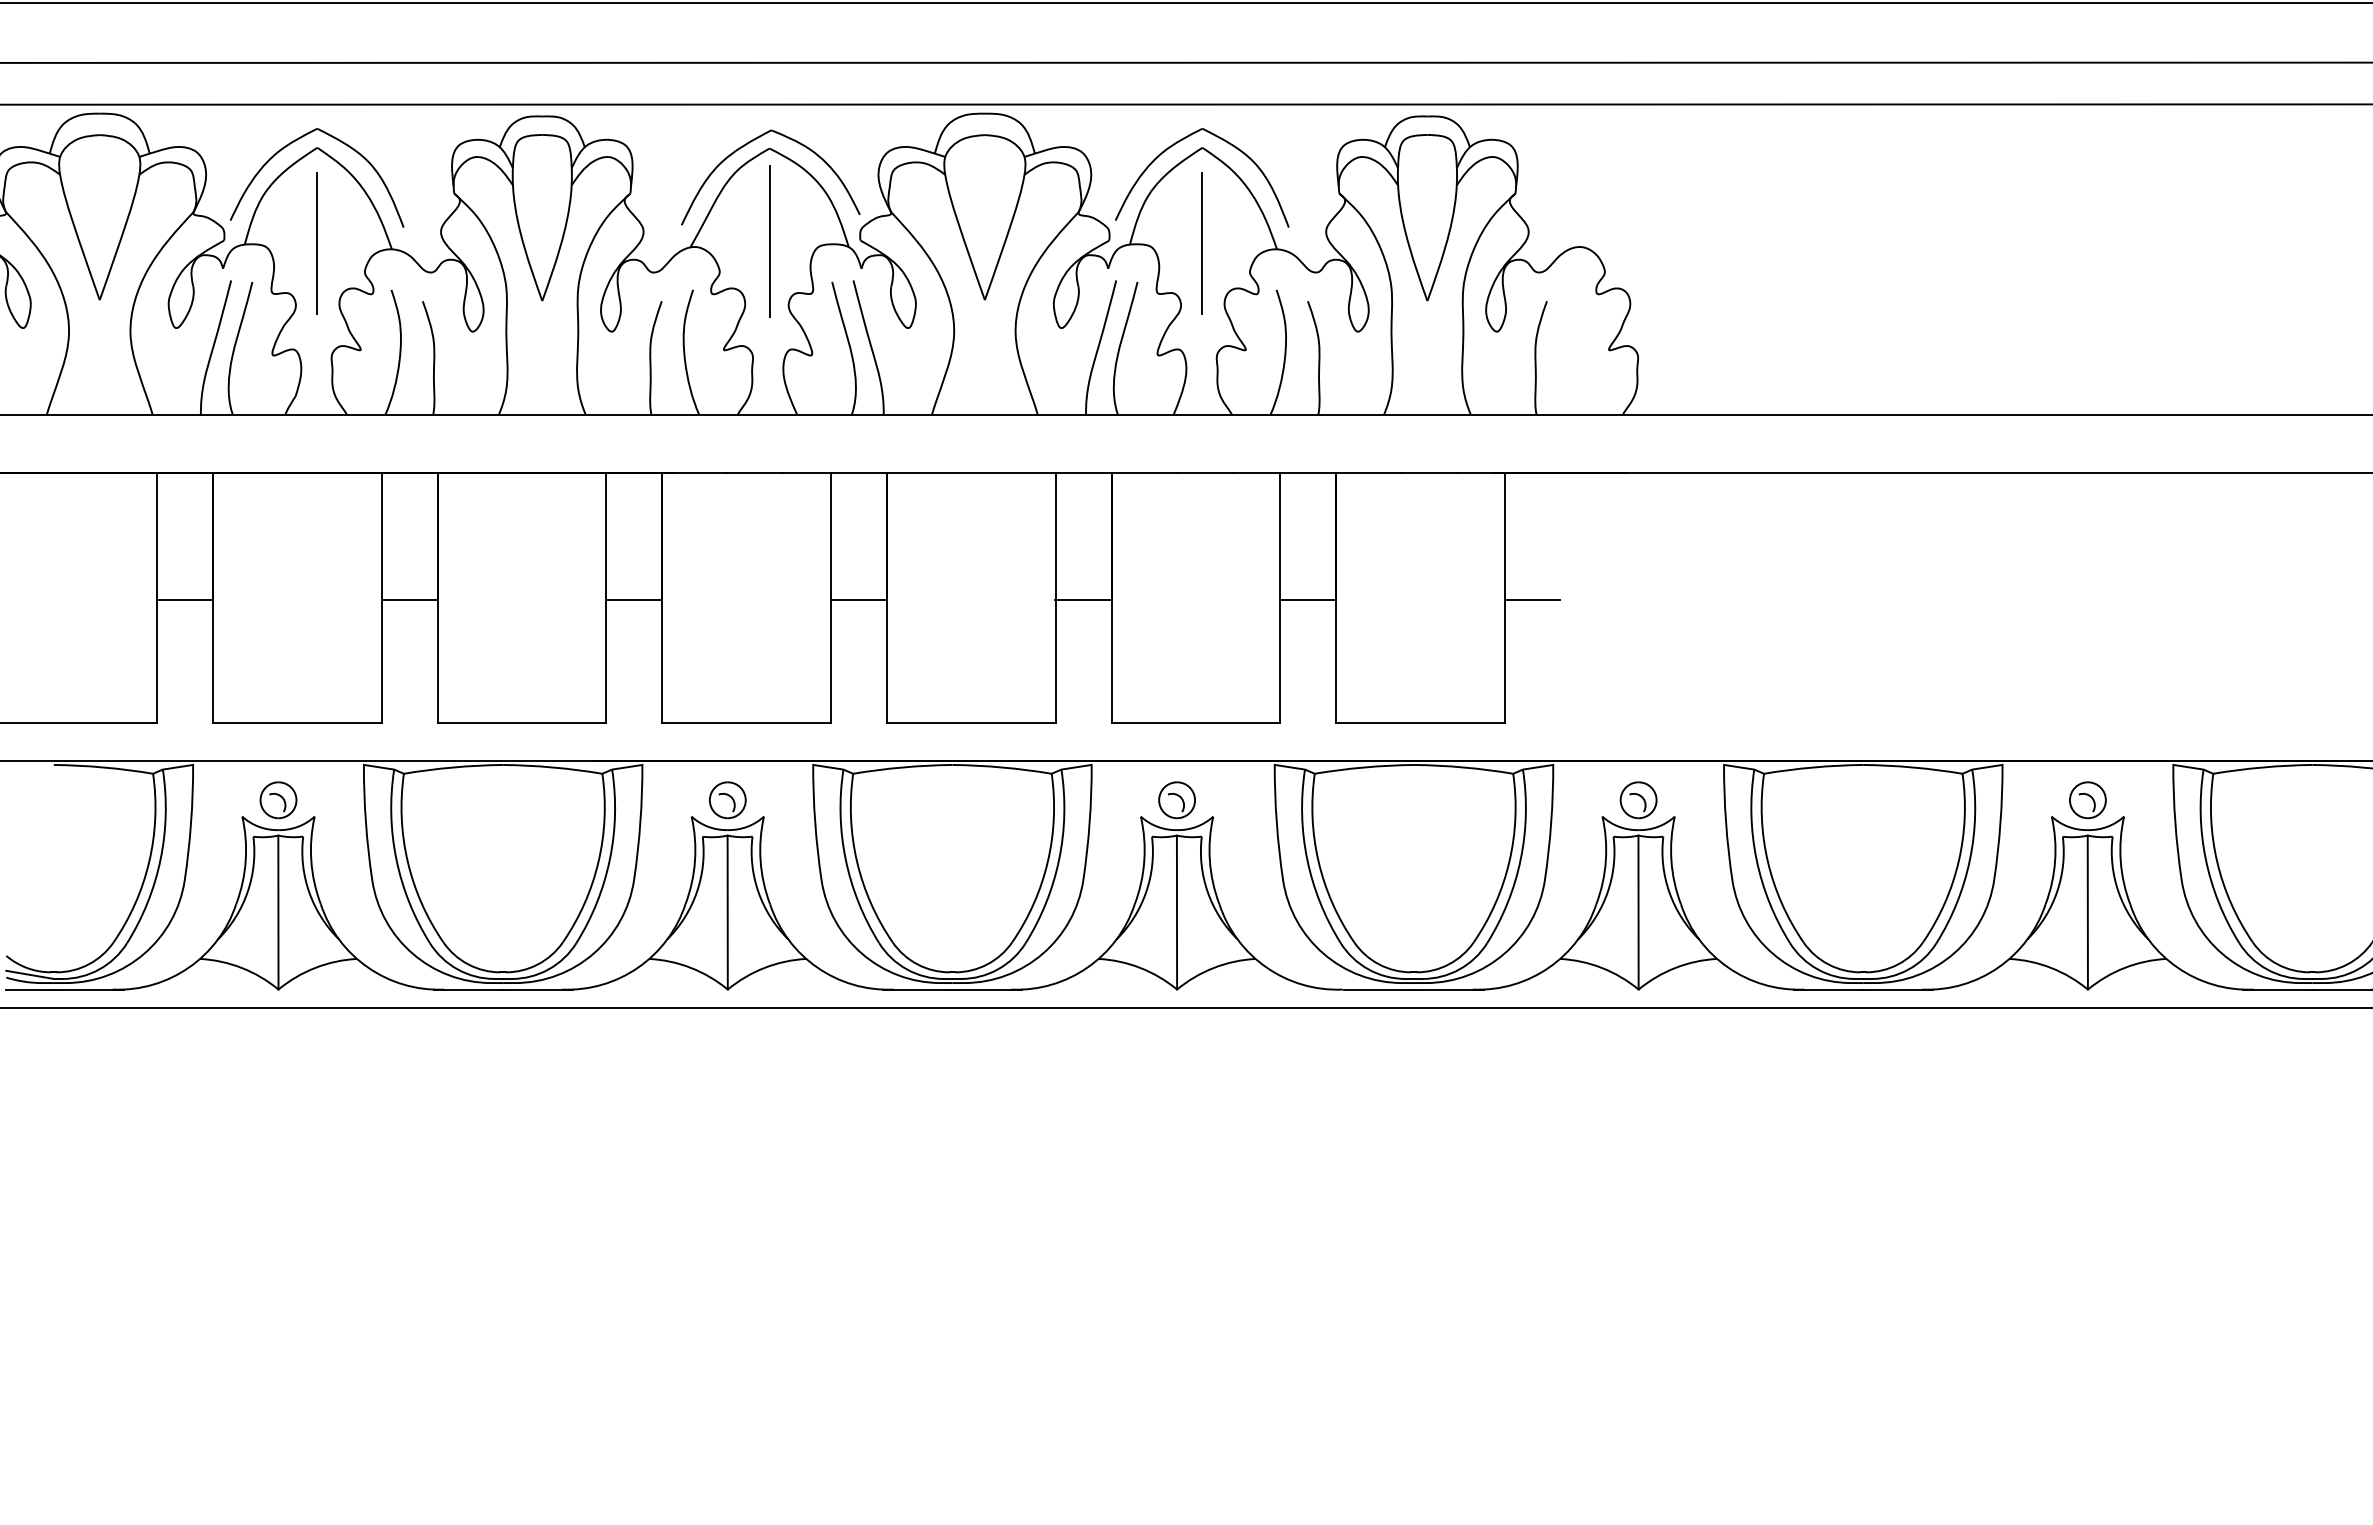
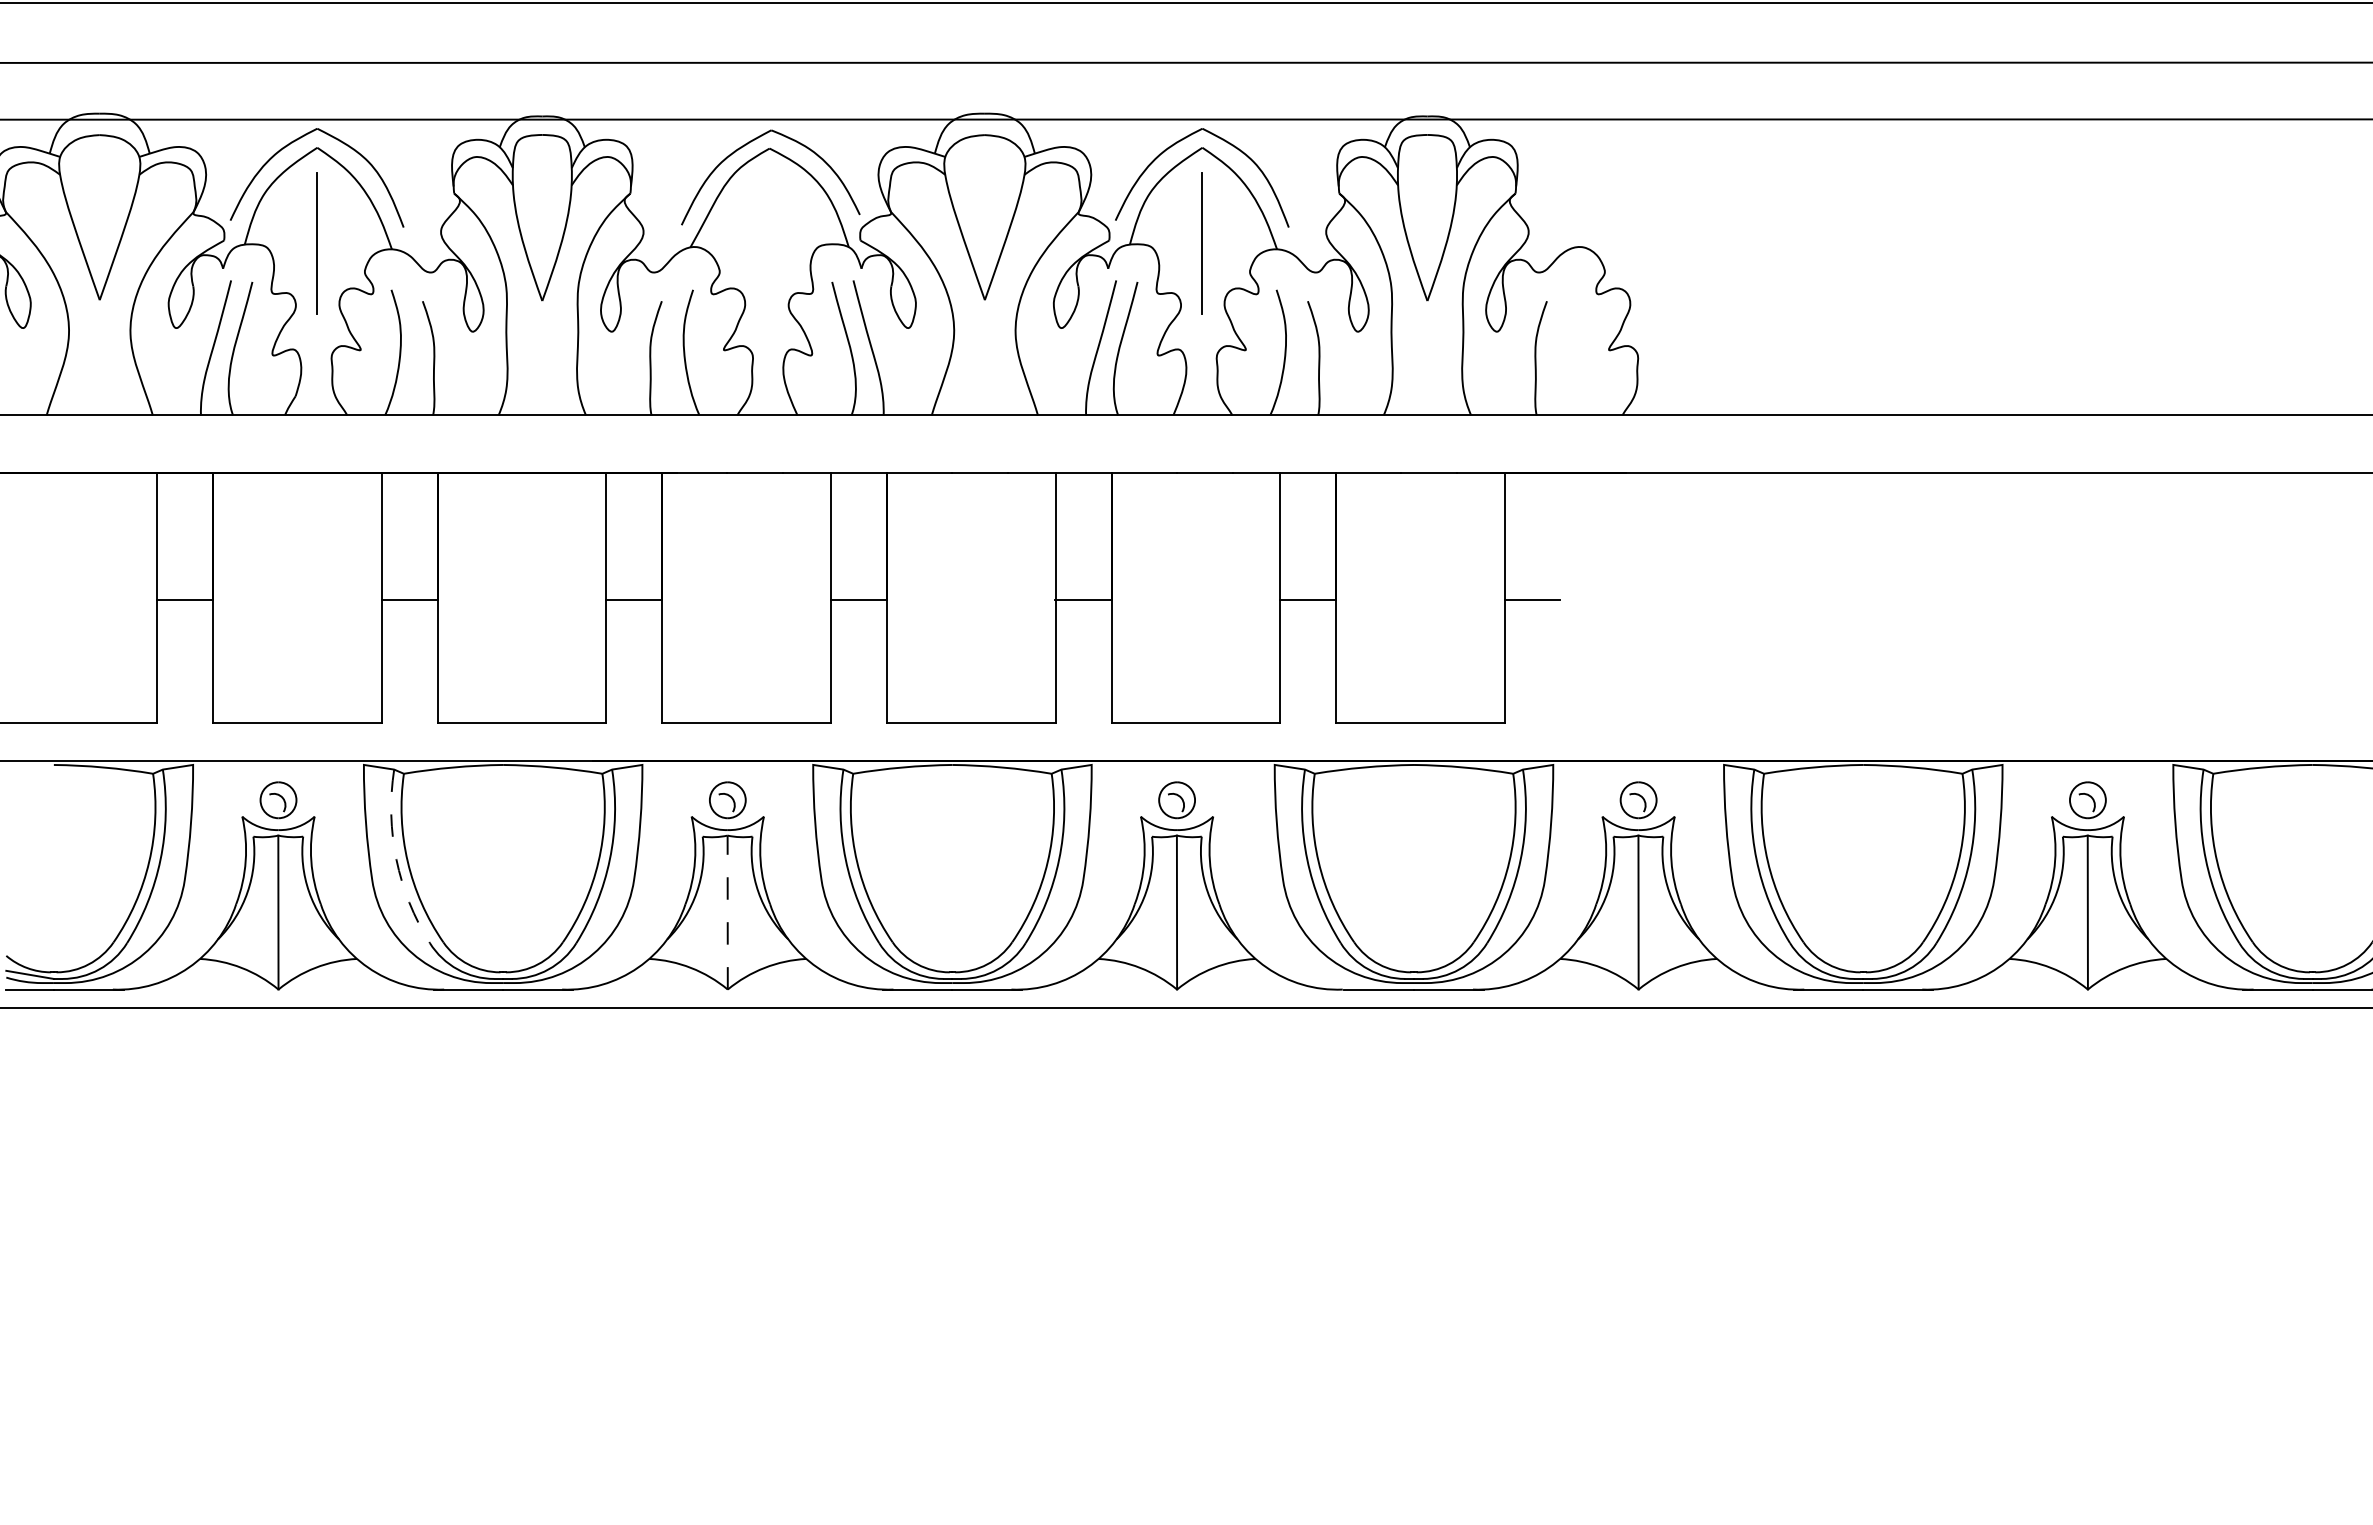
line position: (1185, 104) -> (1185, 119) (1185, 119)
line: present -> none (769, 241)
arc: solid -> dashed (396, 859)
line: solid -> dashed (727, 912)
